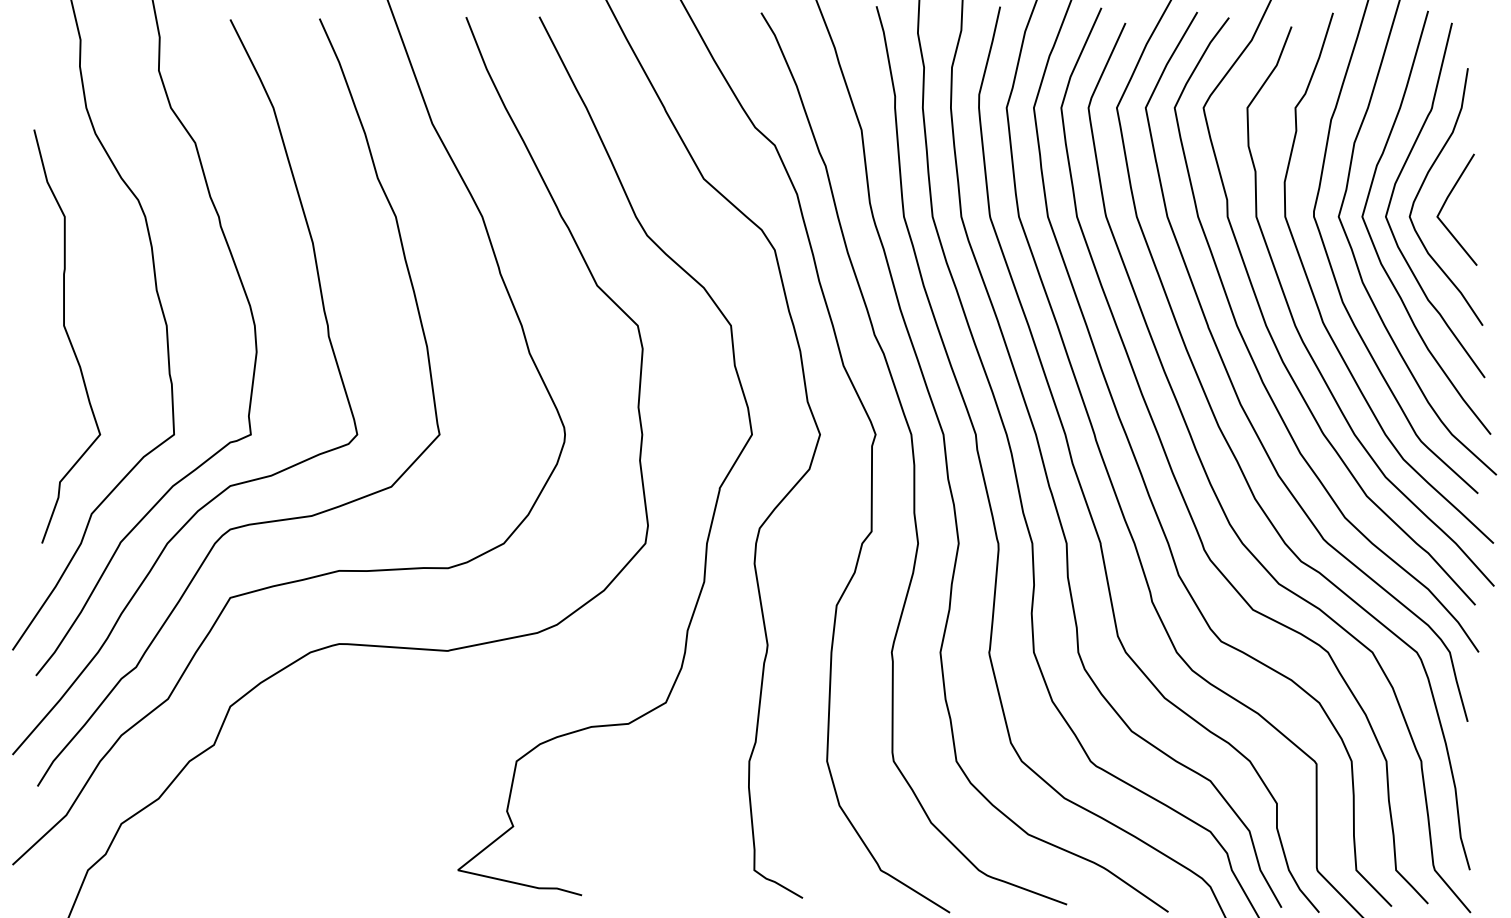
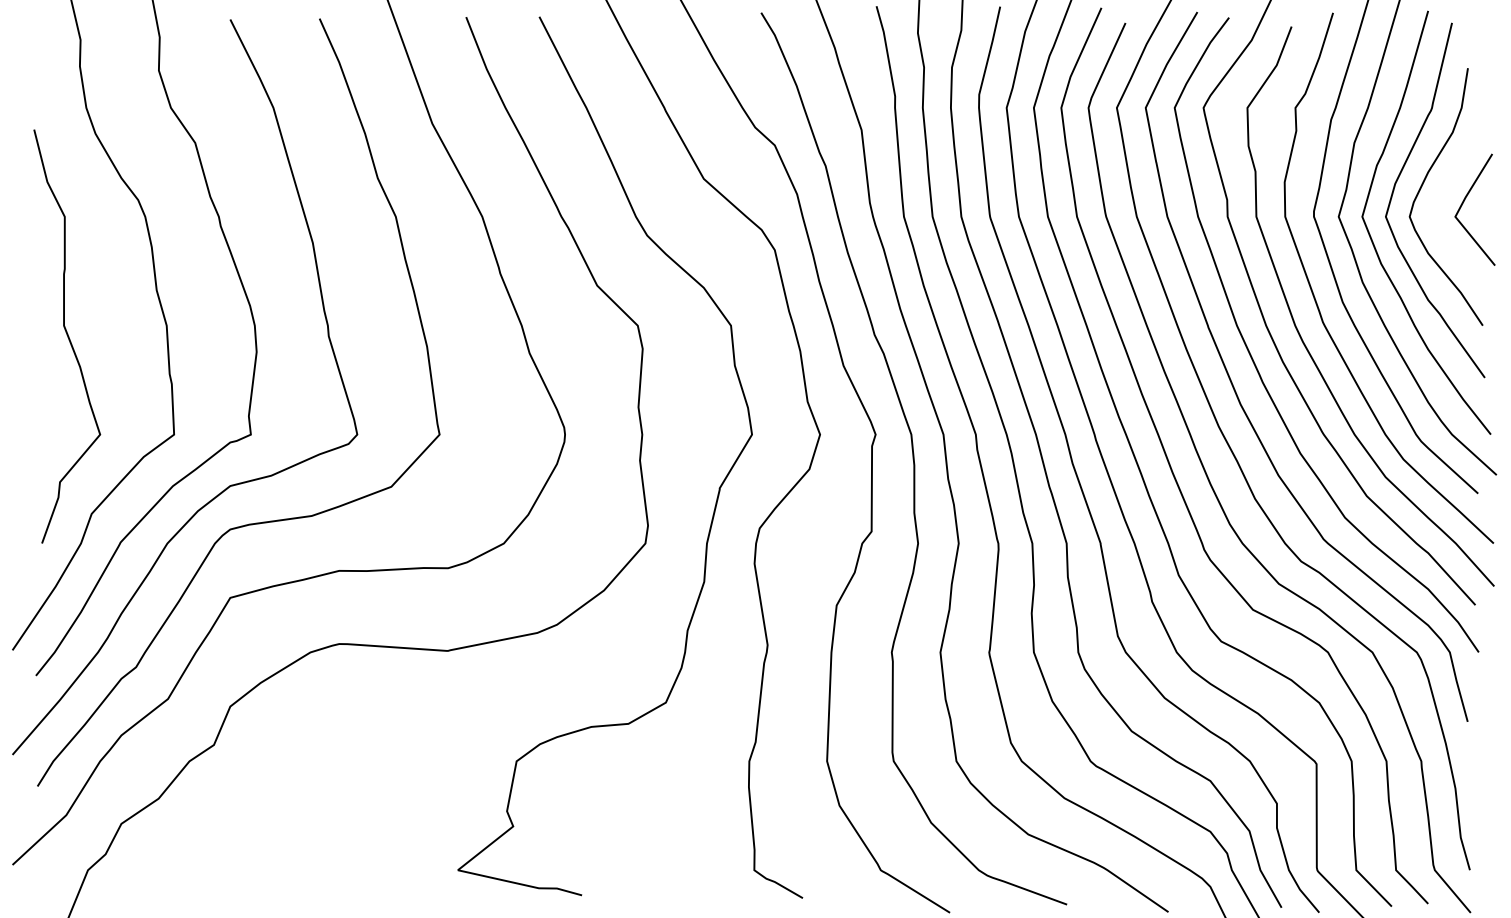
line position: (1445, 203) -> (1463, 203) (1463, 203)
